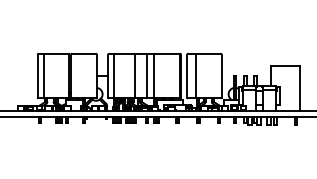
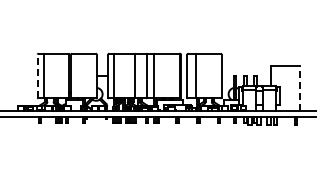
line: solid -> dashed (37, 76)
line: solid -> dashed (300, 87)
